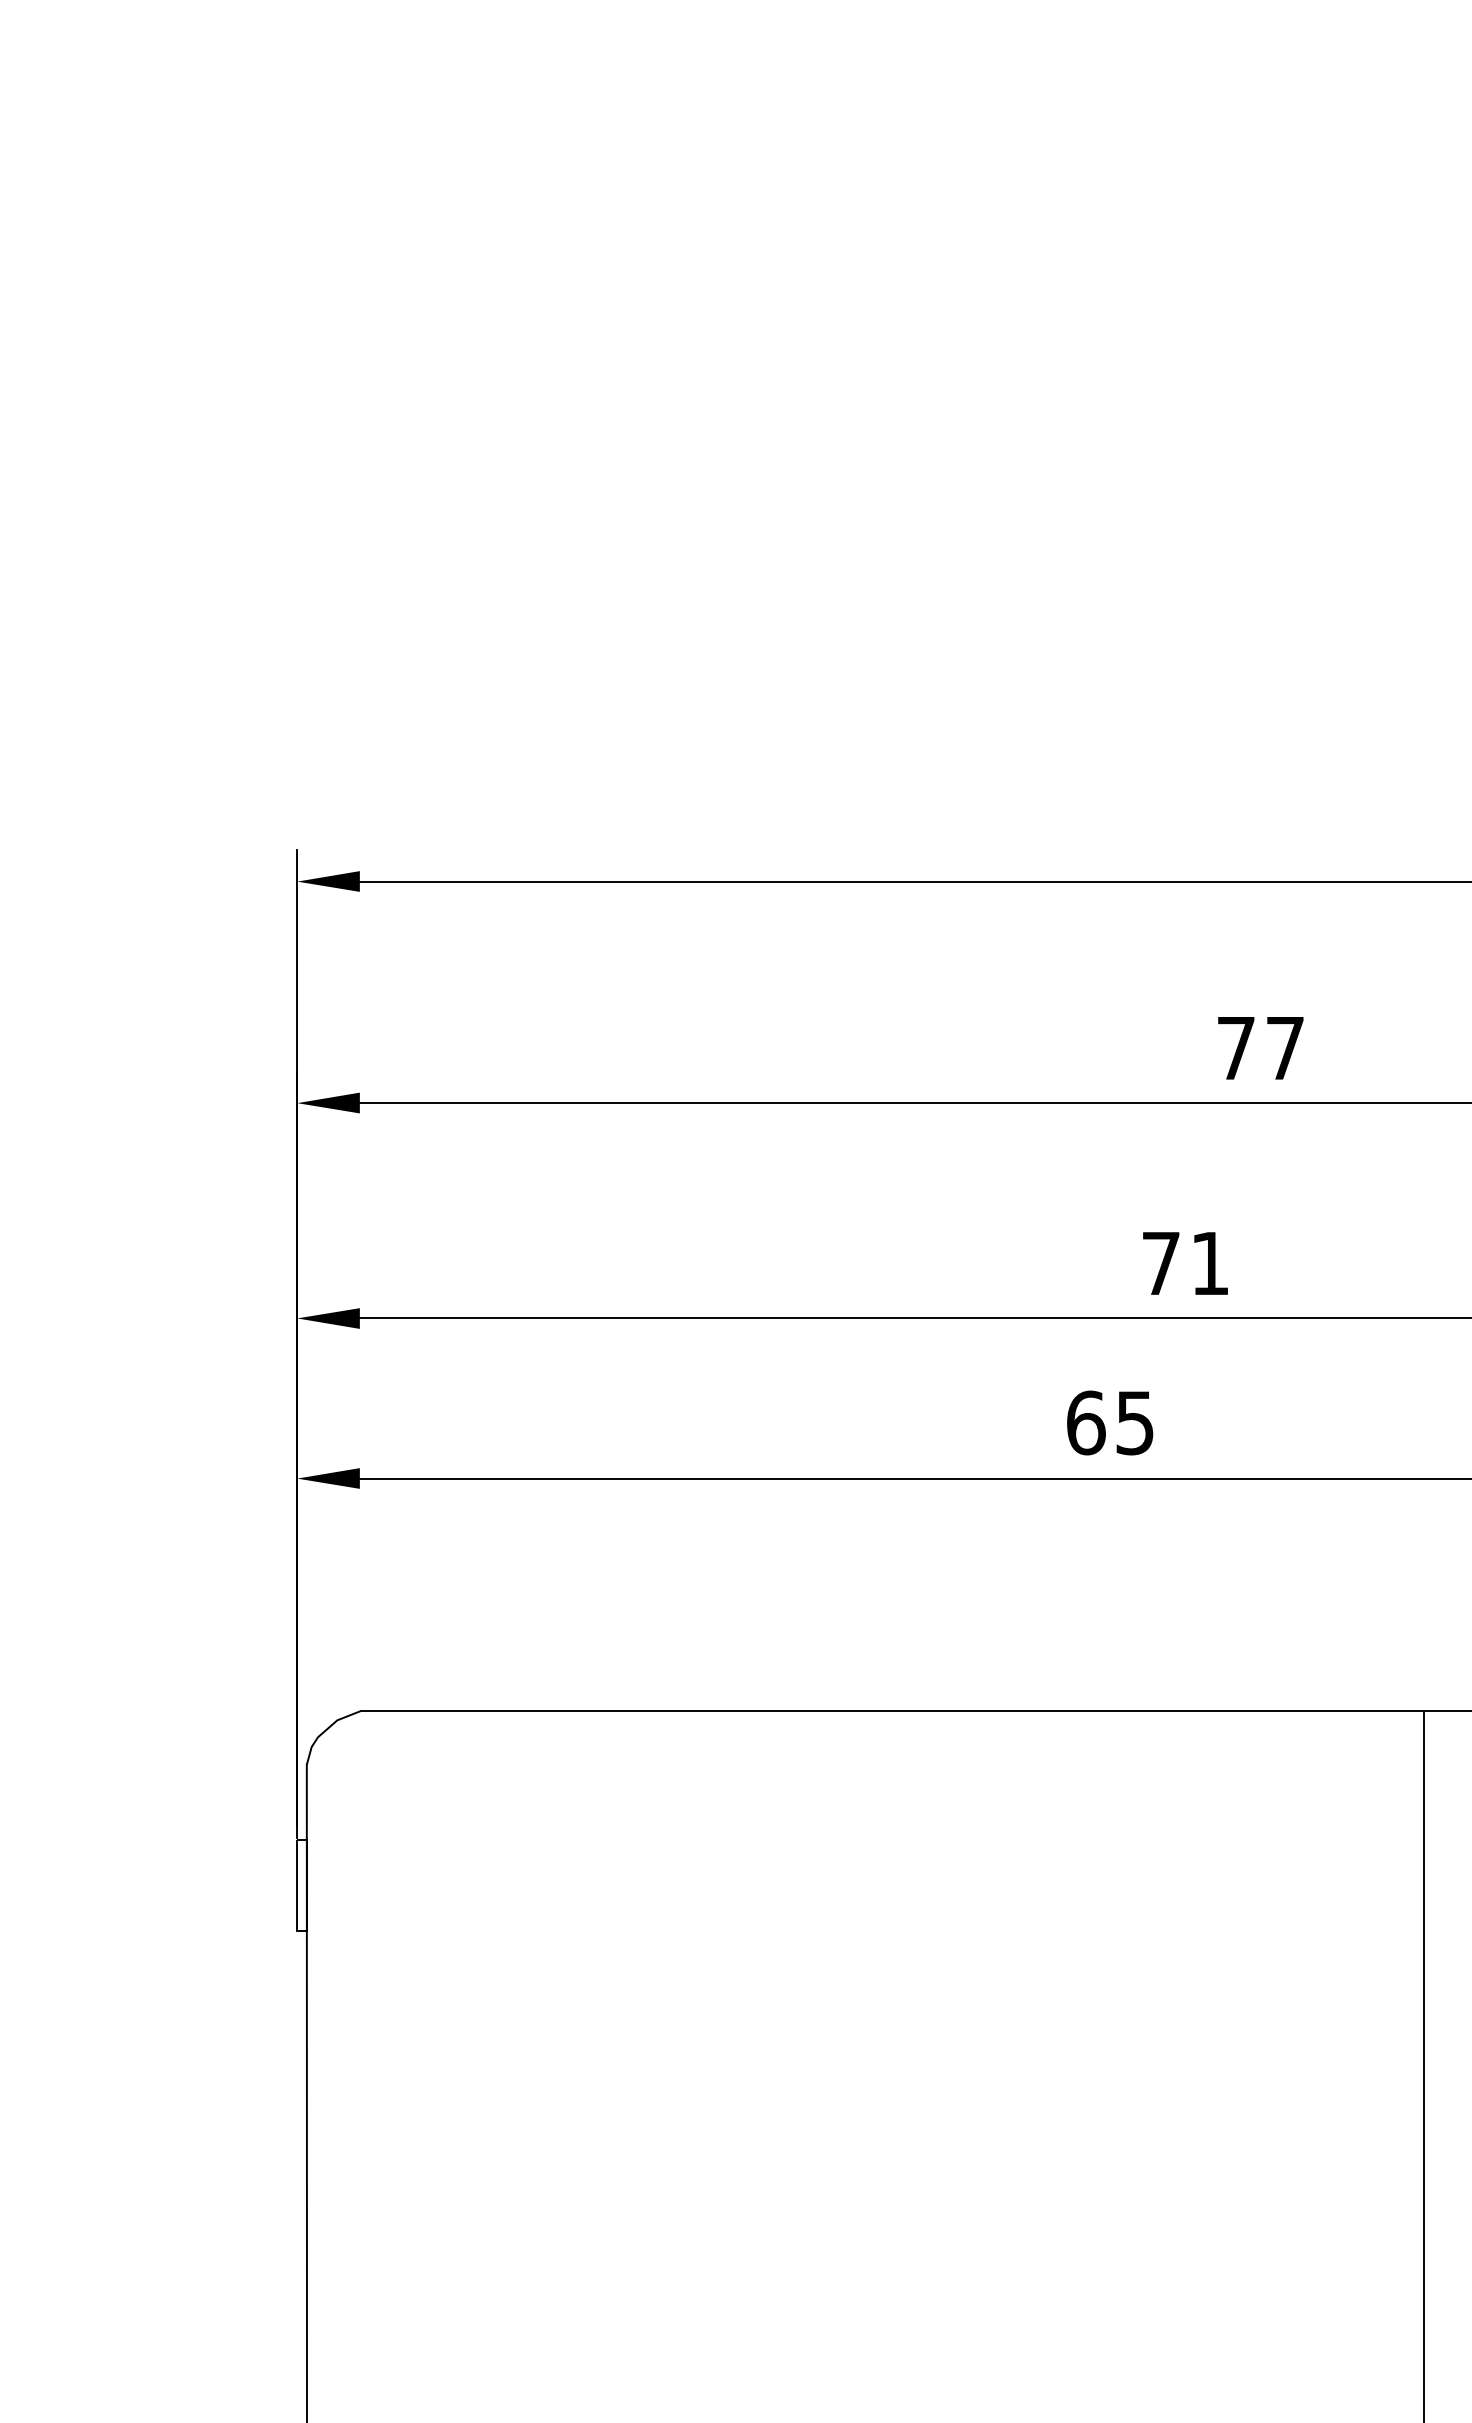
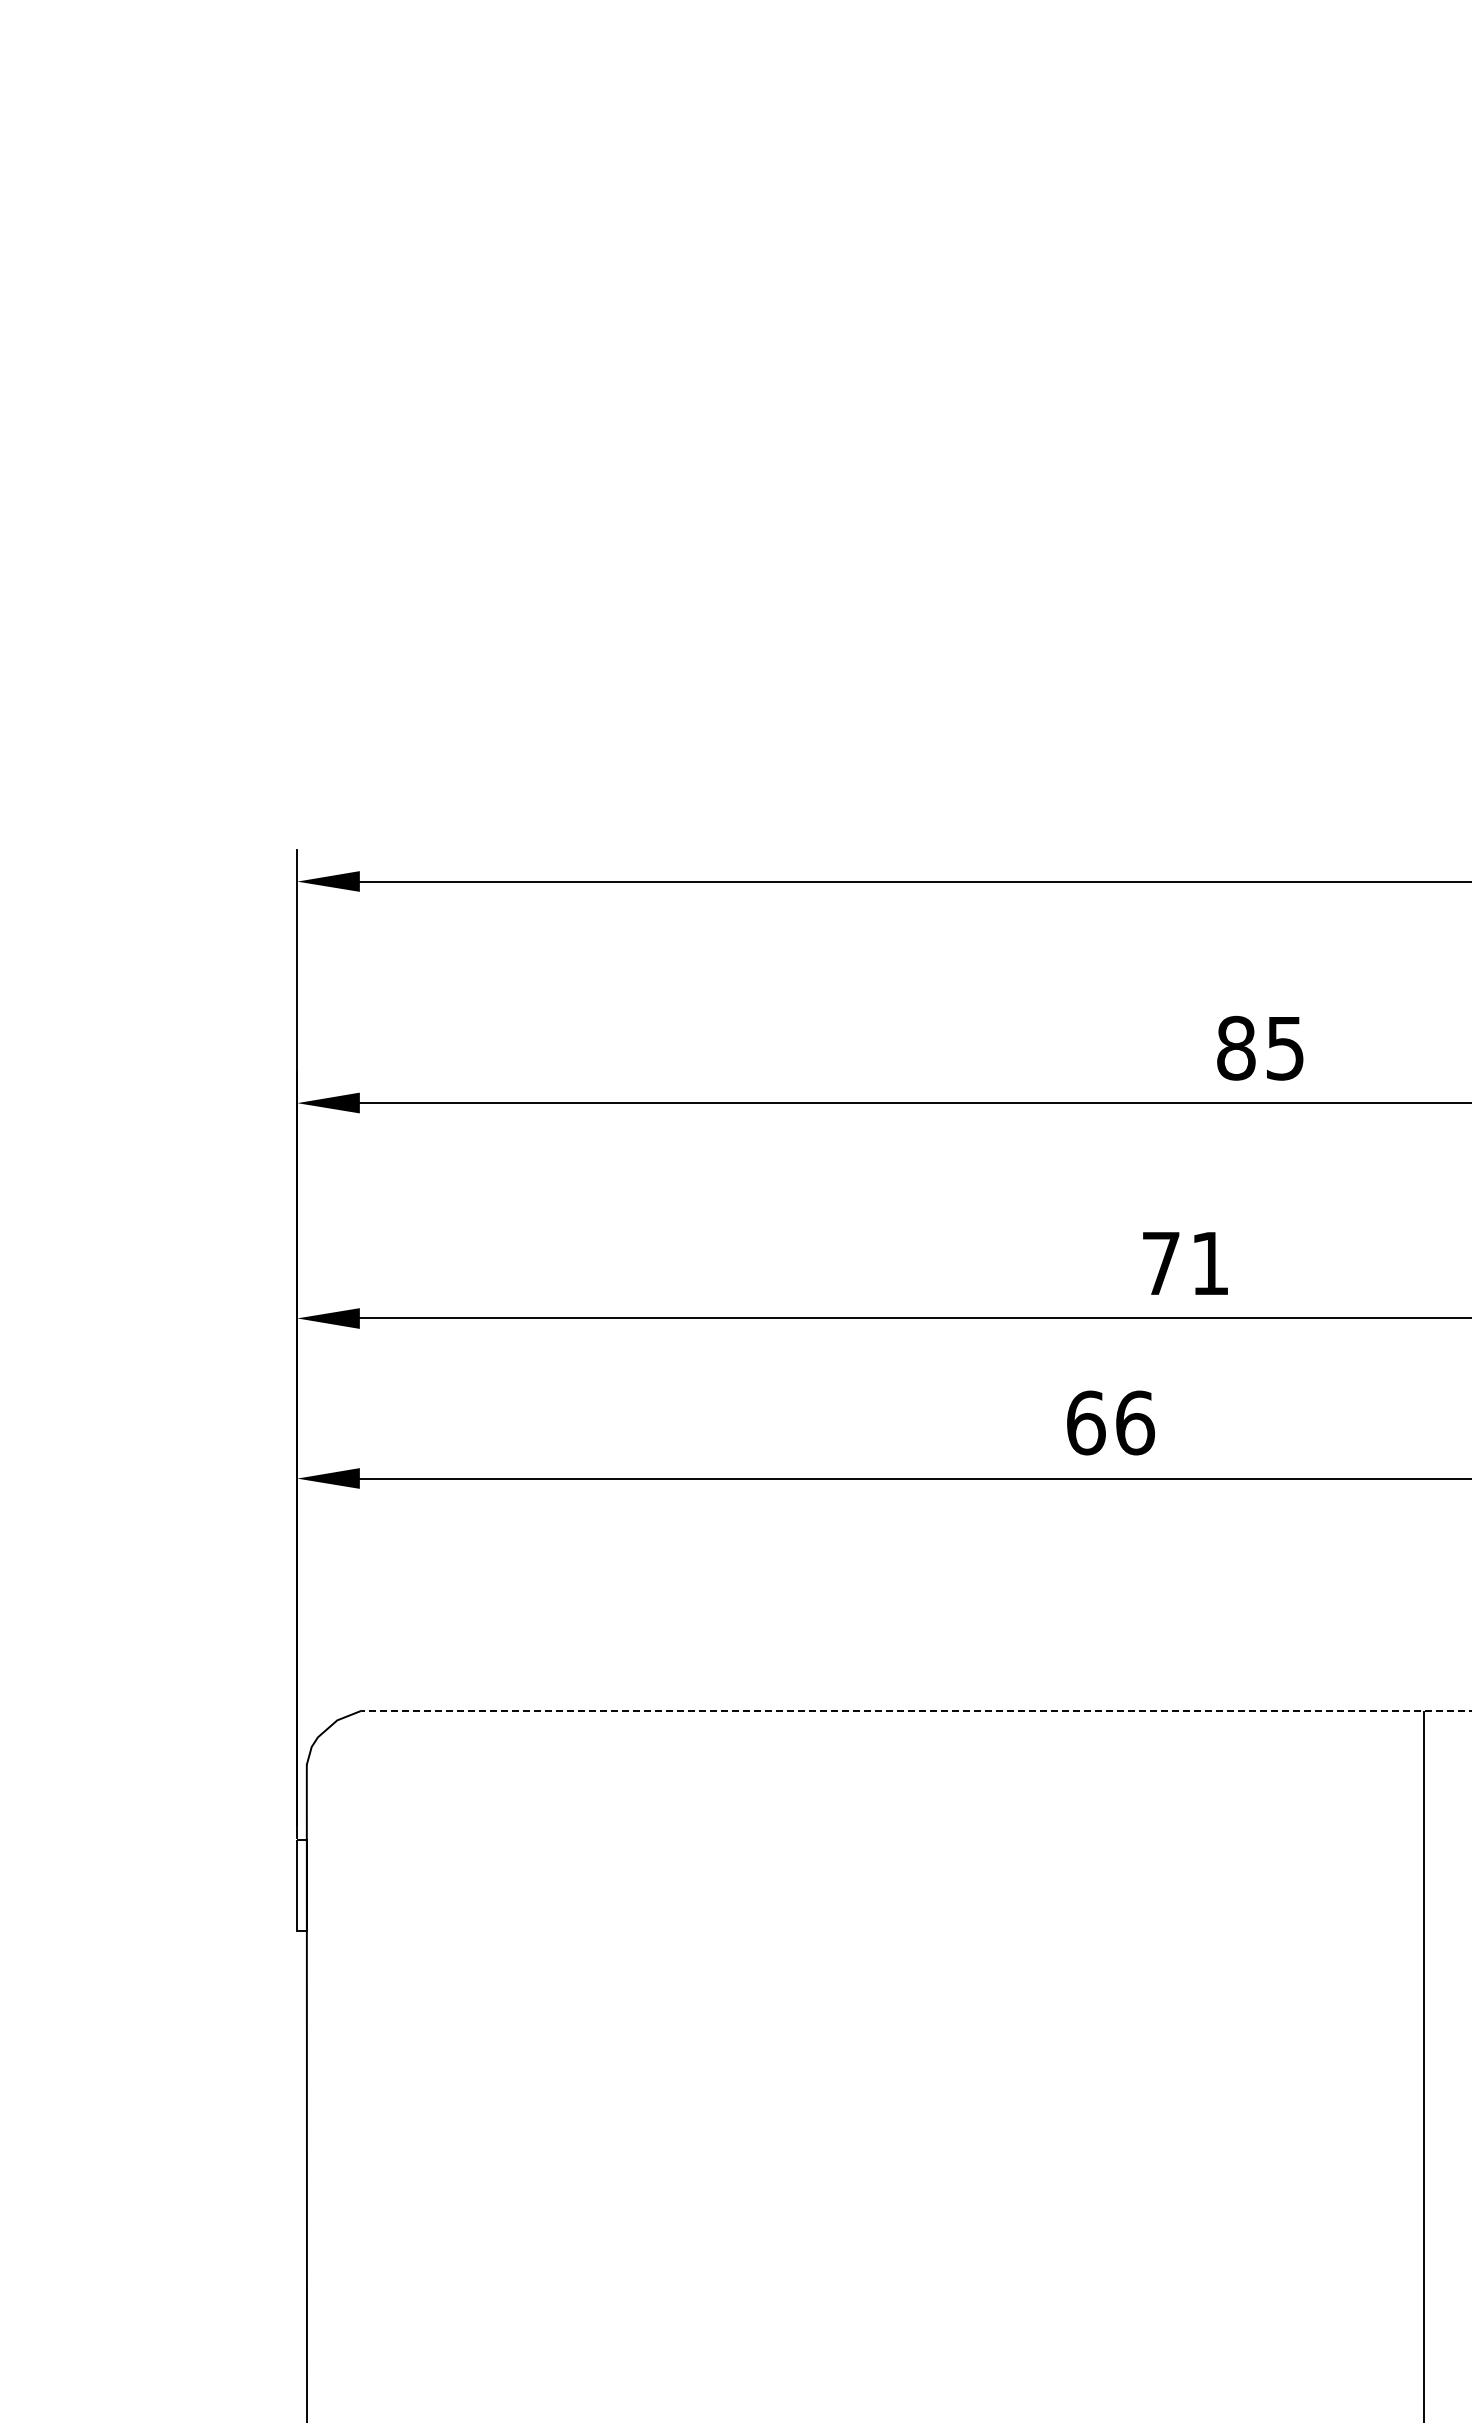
text: 77 -> 85 (1260, 1047)
text: 65 -> 66 (1135, 1422)
line: solid -> dashed (916, 1710)
